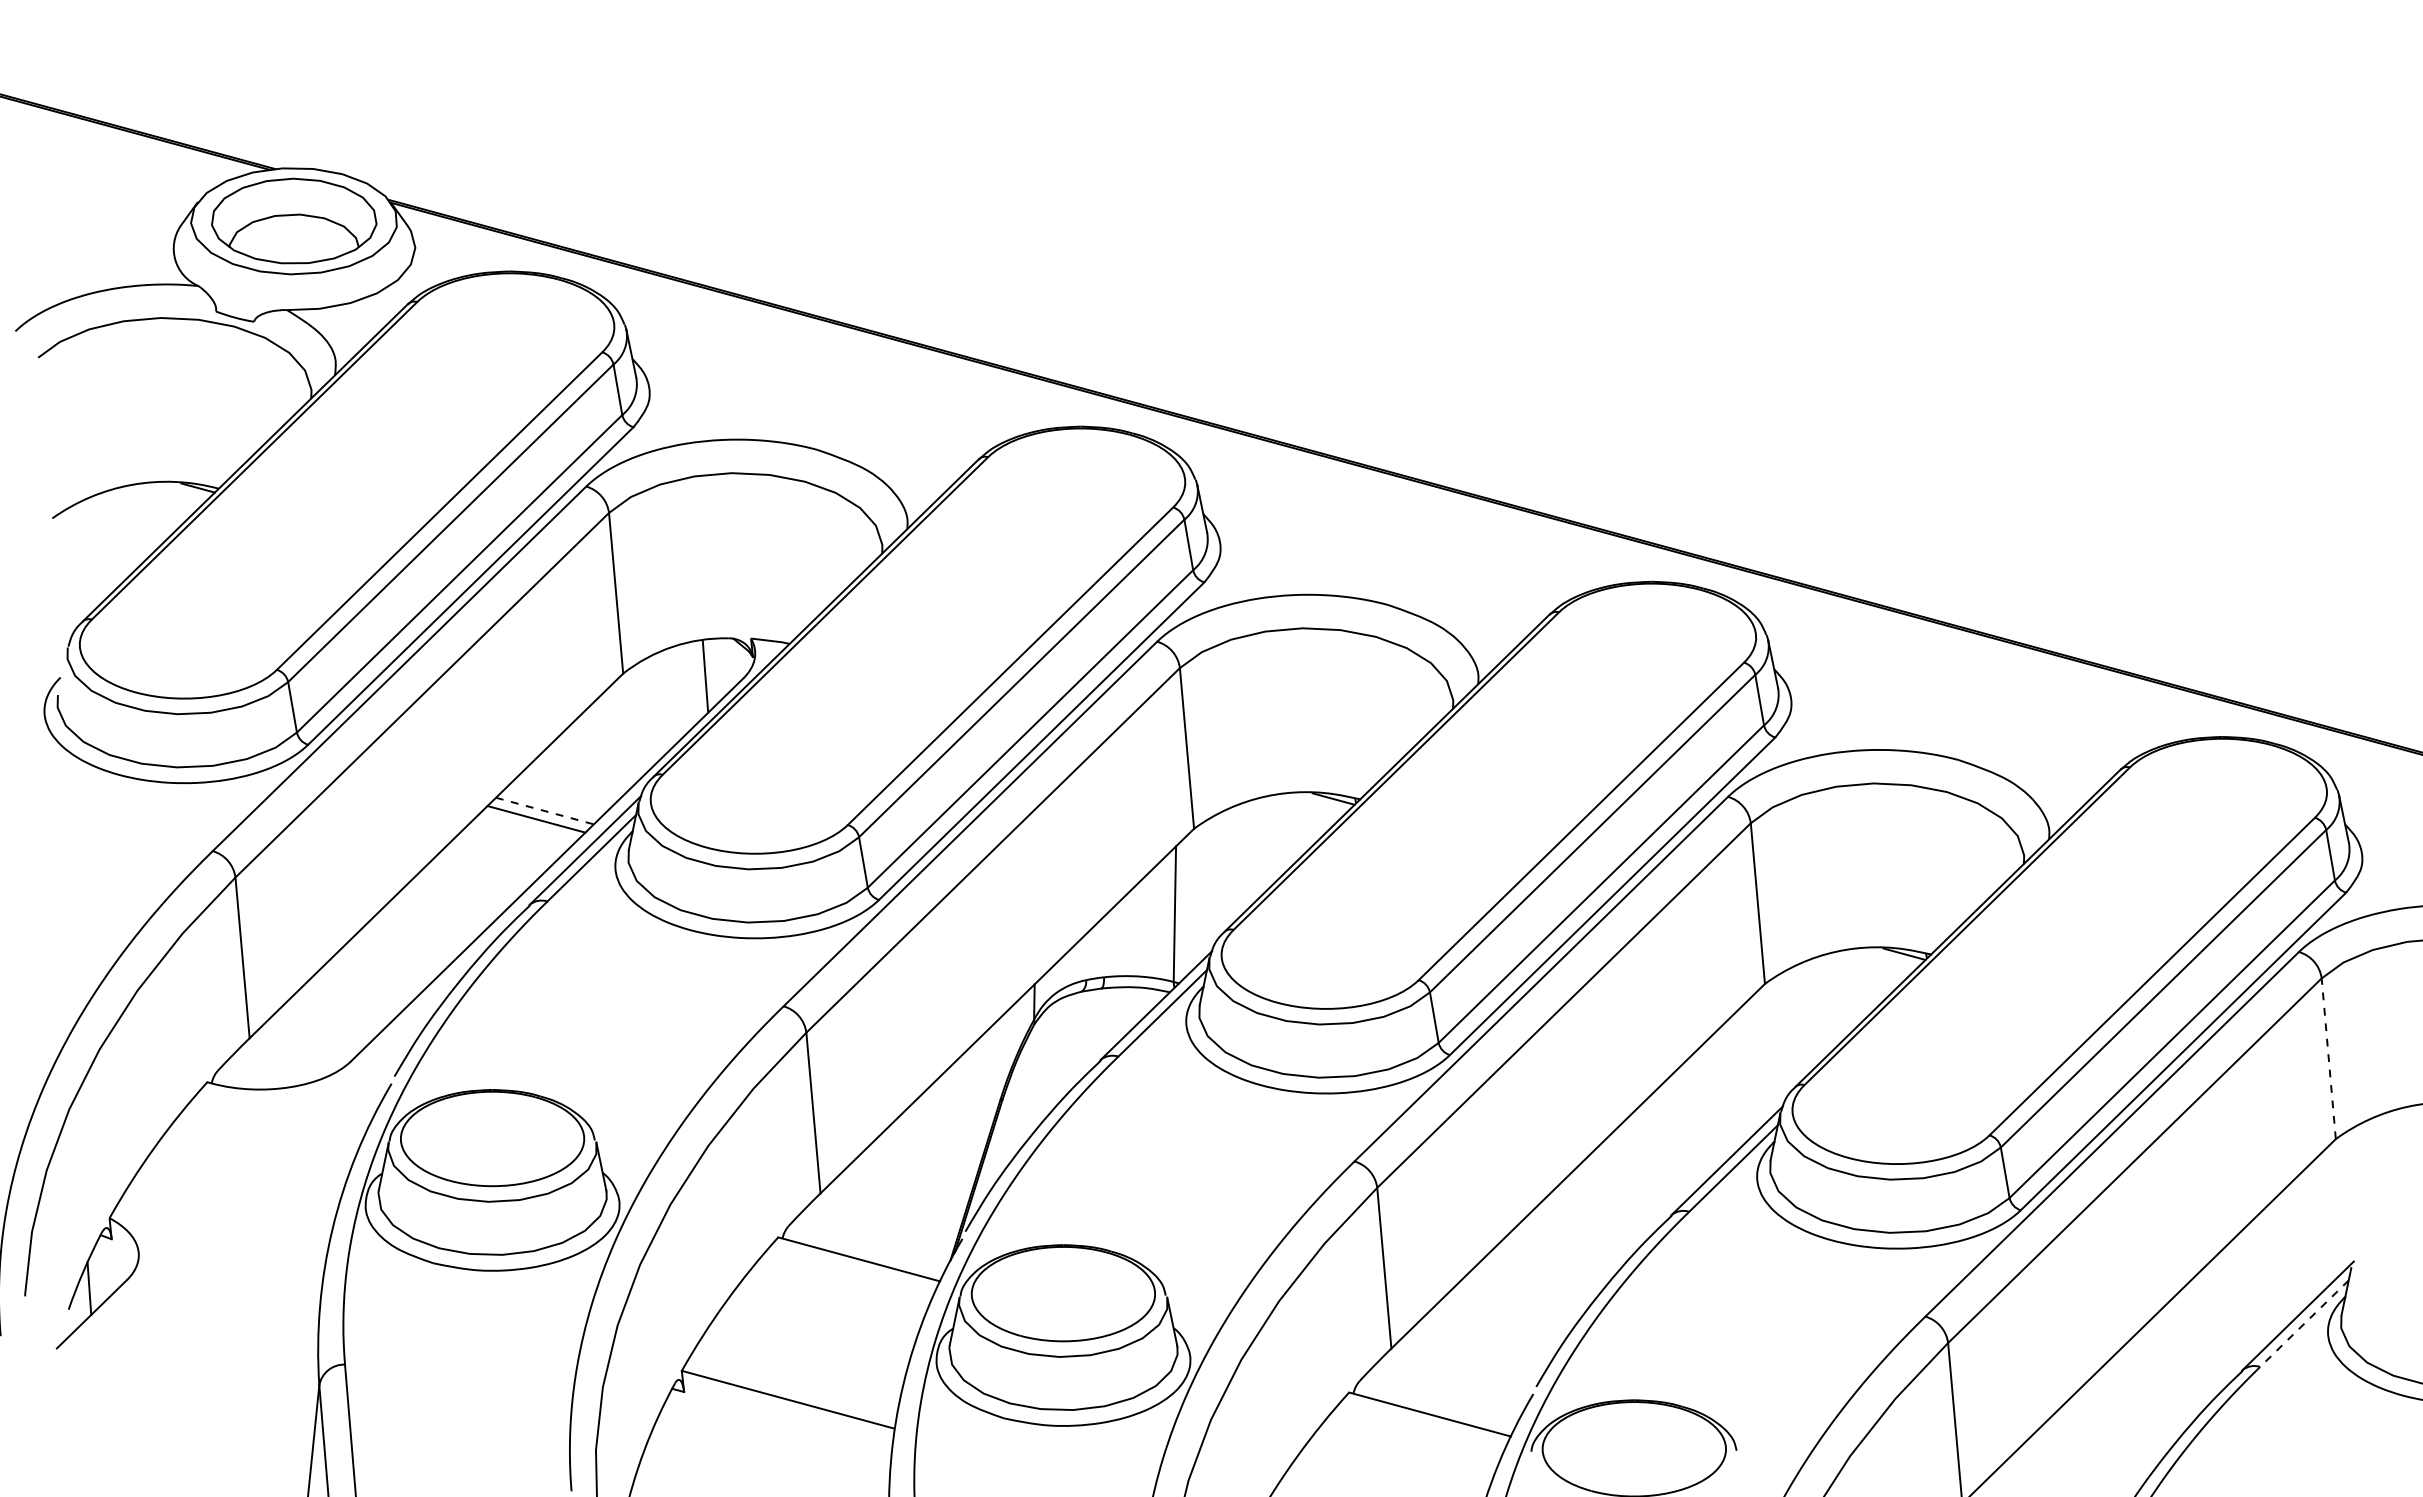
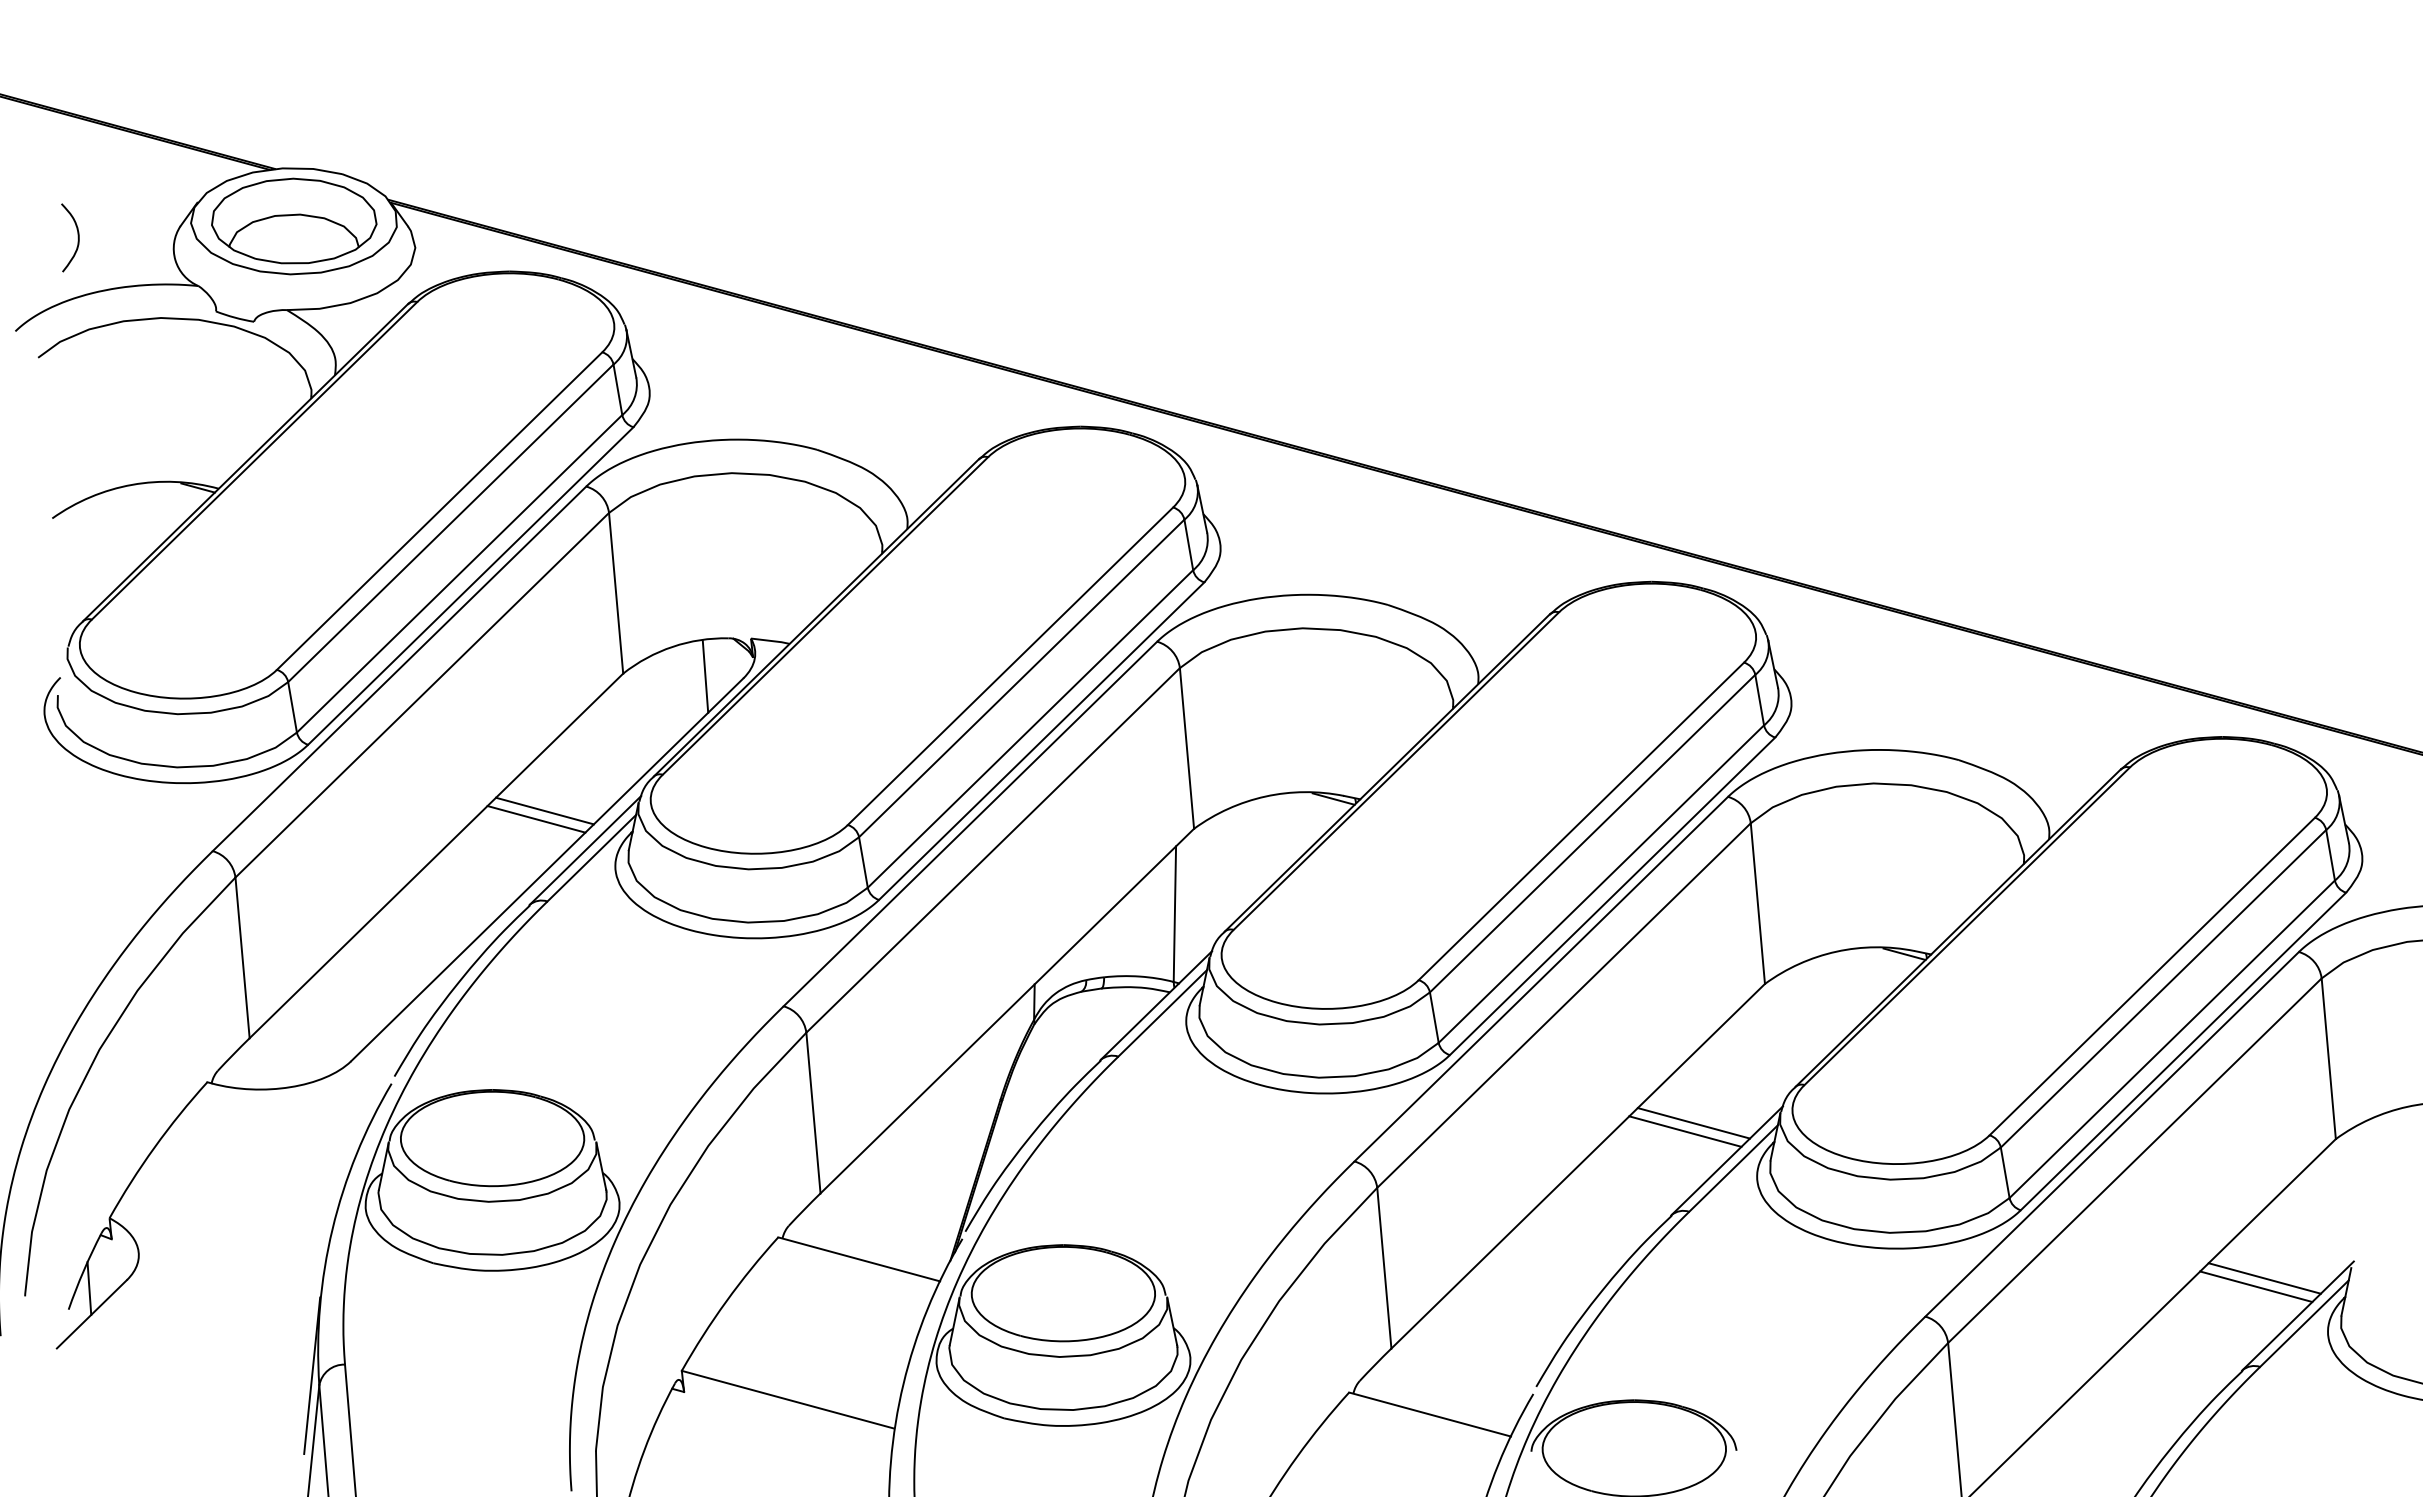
curve: none -> present (77, 237)
line: dashed -> solid (544, 811)
line: dashed -> solid (2328, 1058)
line: none -> present (1693, 1123)
line: none -> present (1685, 1131)
line: none -> present (2264, 1278)
line: none -> present (2256, 1286)
line: dashed -> solid (2304, 1323)
line: none -> present (312, 1375)
